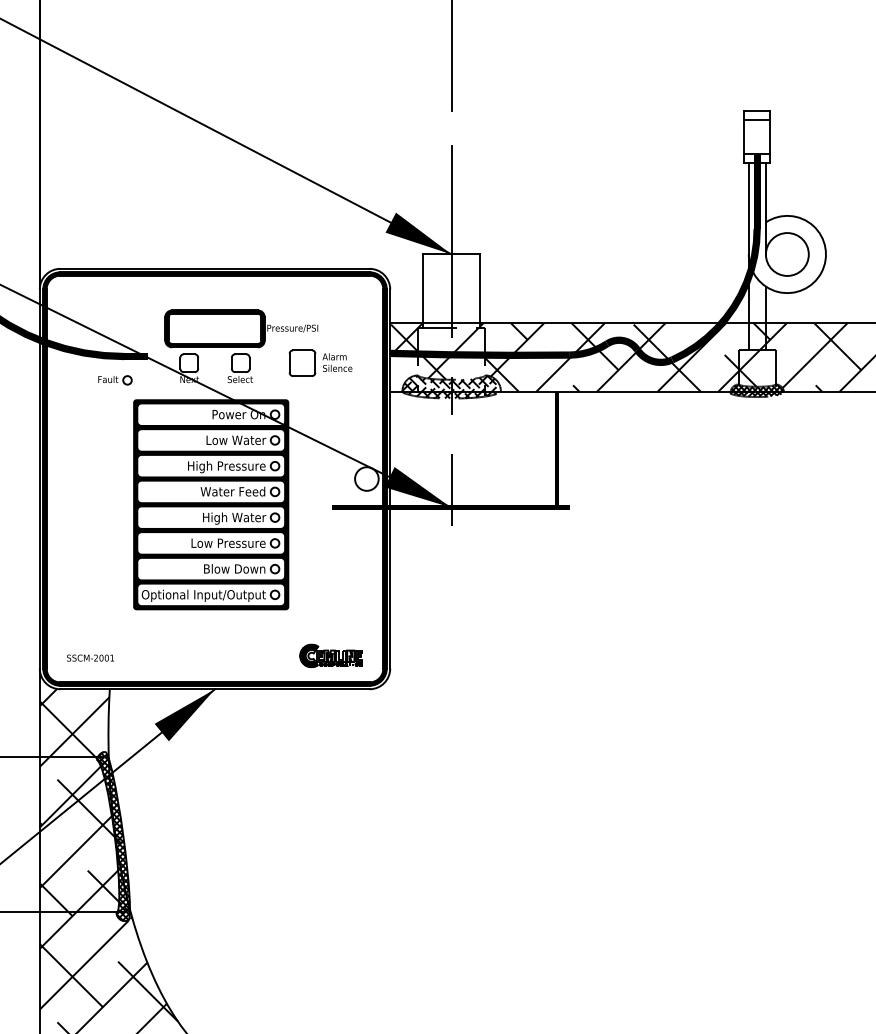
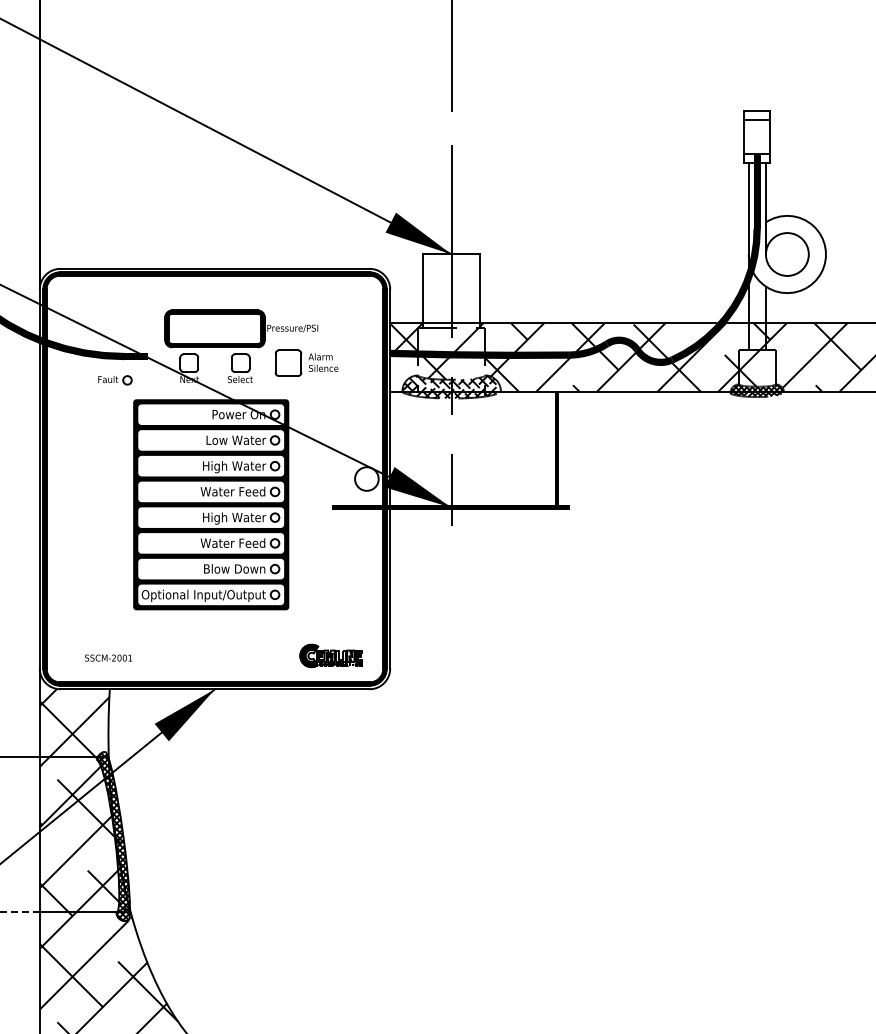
part position: (320, 362) -> (306, 362) (306, 362)
text: High Pressure -> High Water (227, 467)
text: Low Pressure -> Water Feed (228, 542)
text position: (90, 657) -> (108, 657) (108, 657)
line: solid -> dashed (19, 911)
